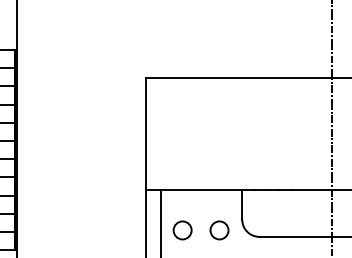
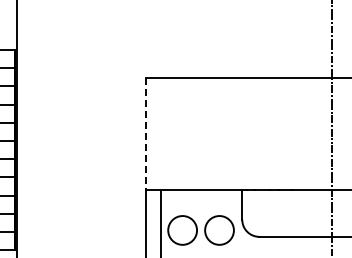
line: solid -> dashed (145, 134)
circle diameter: 18 px -> 29 px (182, 230)
circle diameter: 18 px -> 29 px (219, 230)
